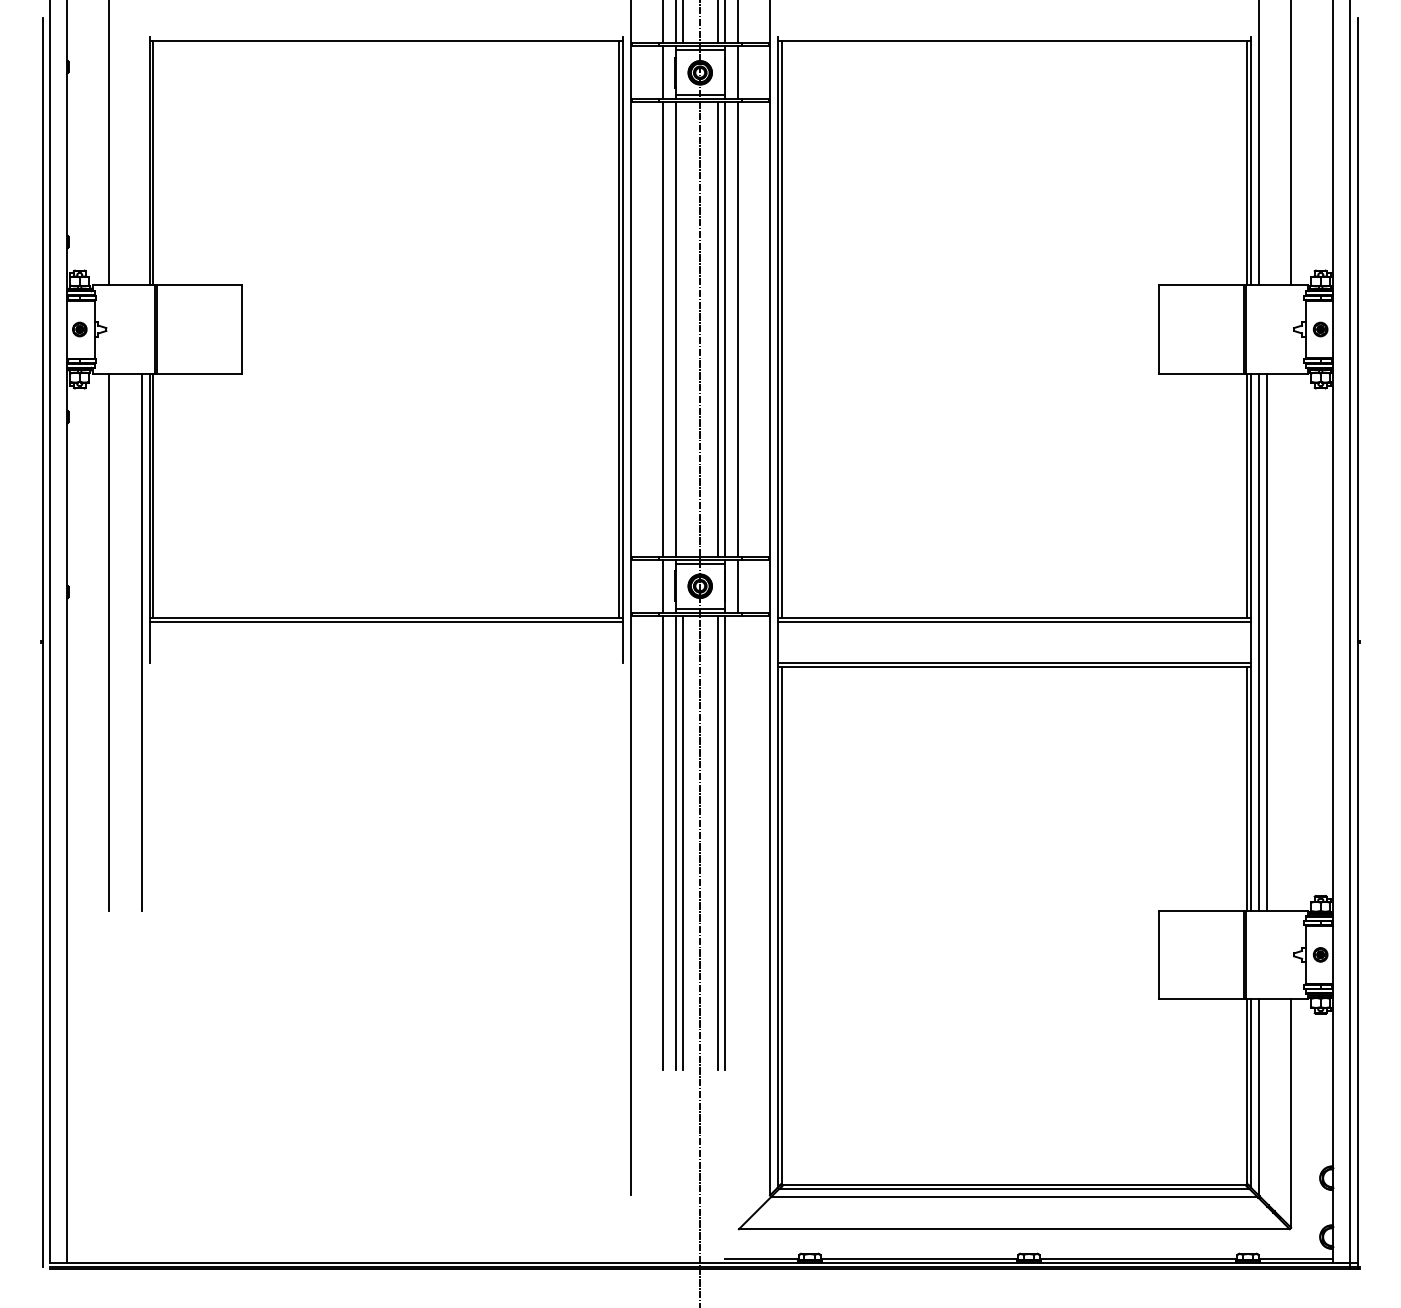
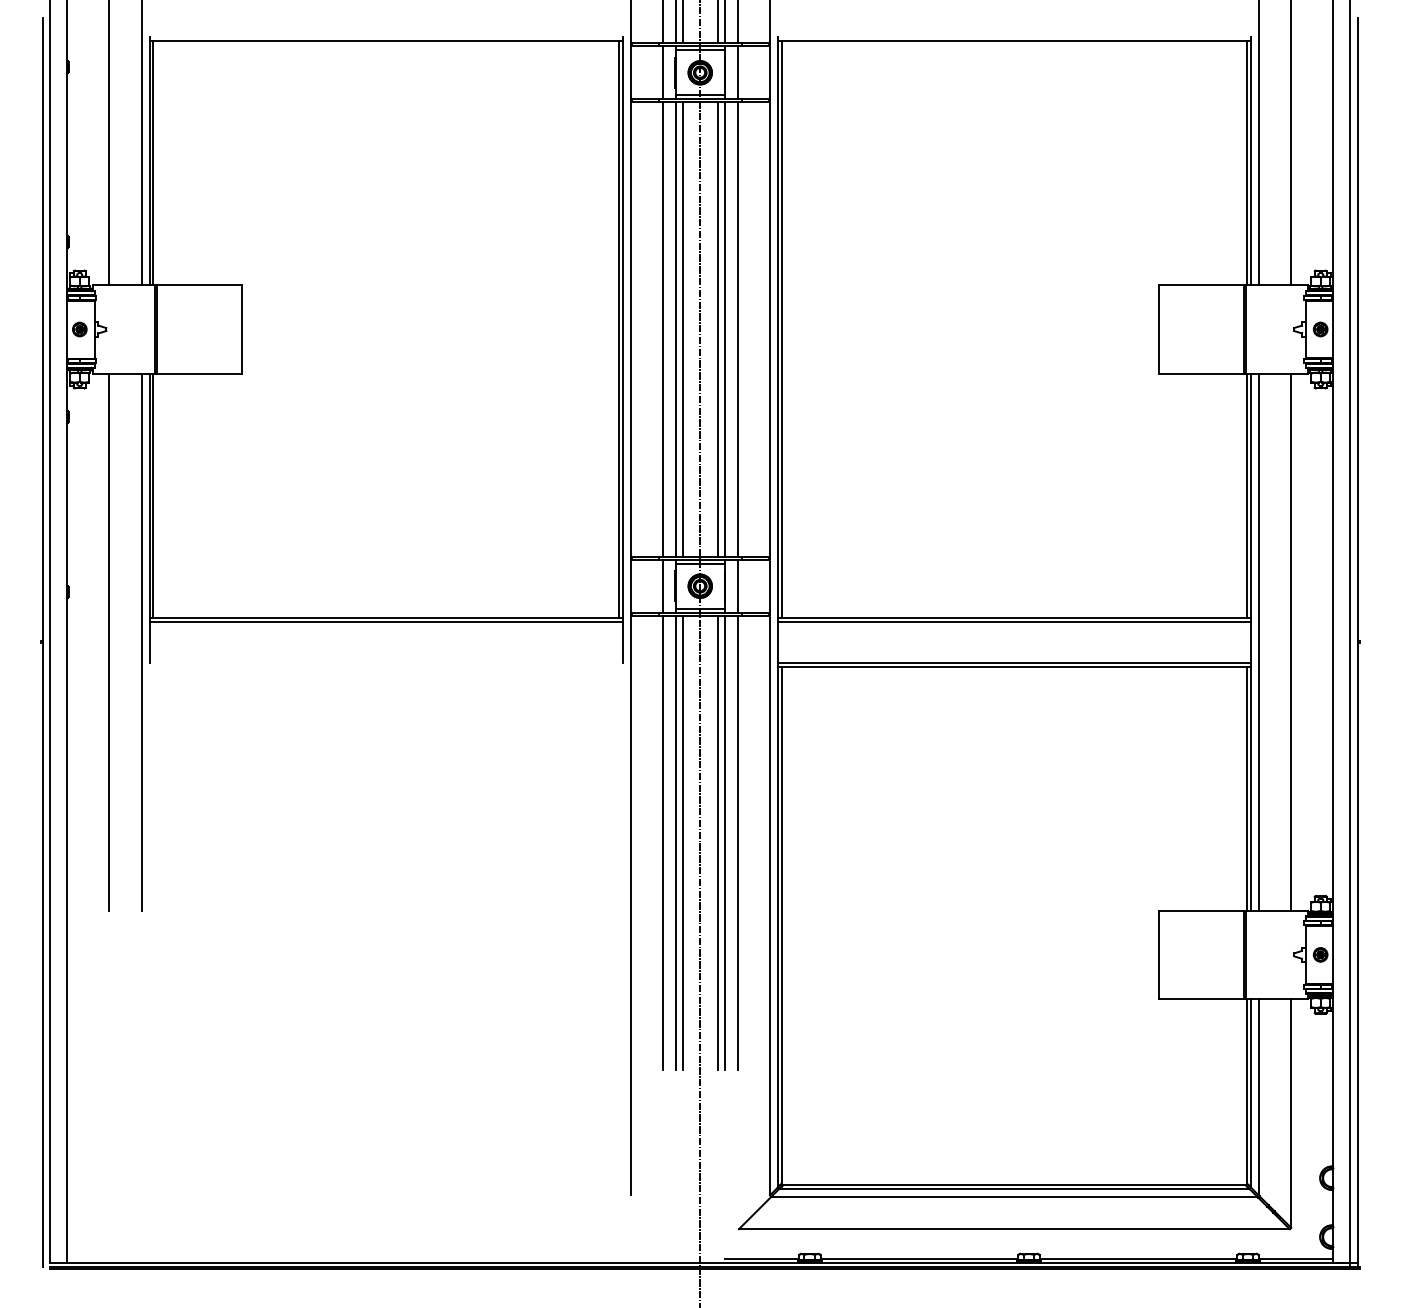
line: none -> present (141, 143)
line: none -> present (682, 329)
line position: (1267, 641) -> (1291, 641) (1291, 641)
line: none -> present (737, 842)
